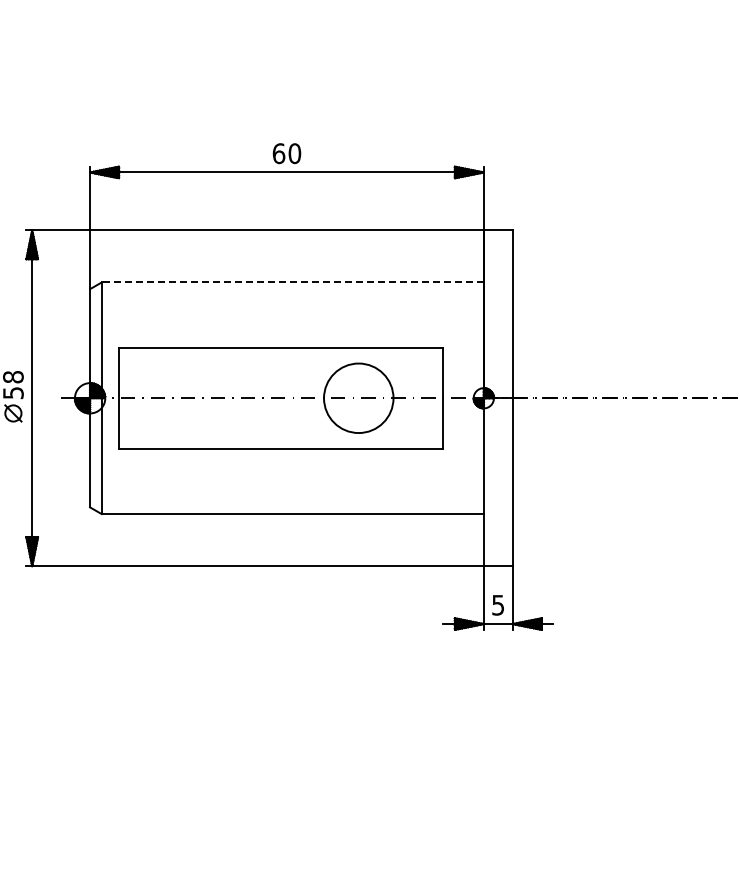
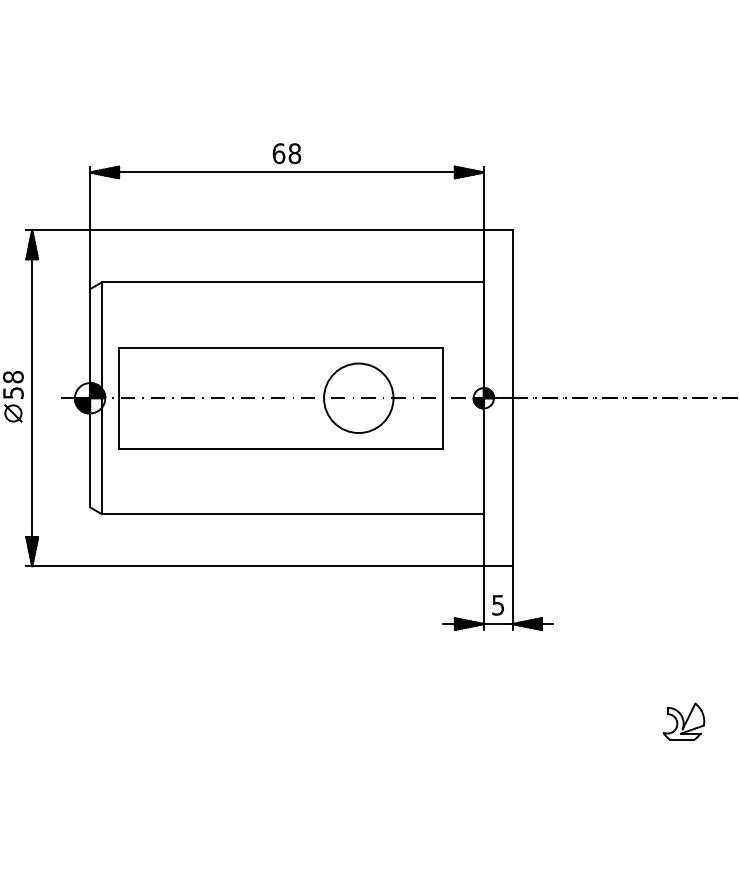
text: 60 -> 68 (294, 153)
line: dashed -> solid (292, 282)
part: none -> present (683, 721)
